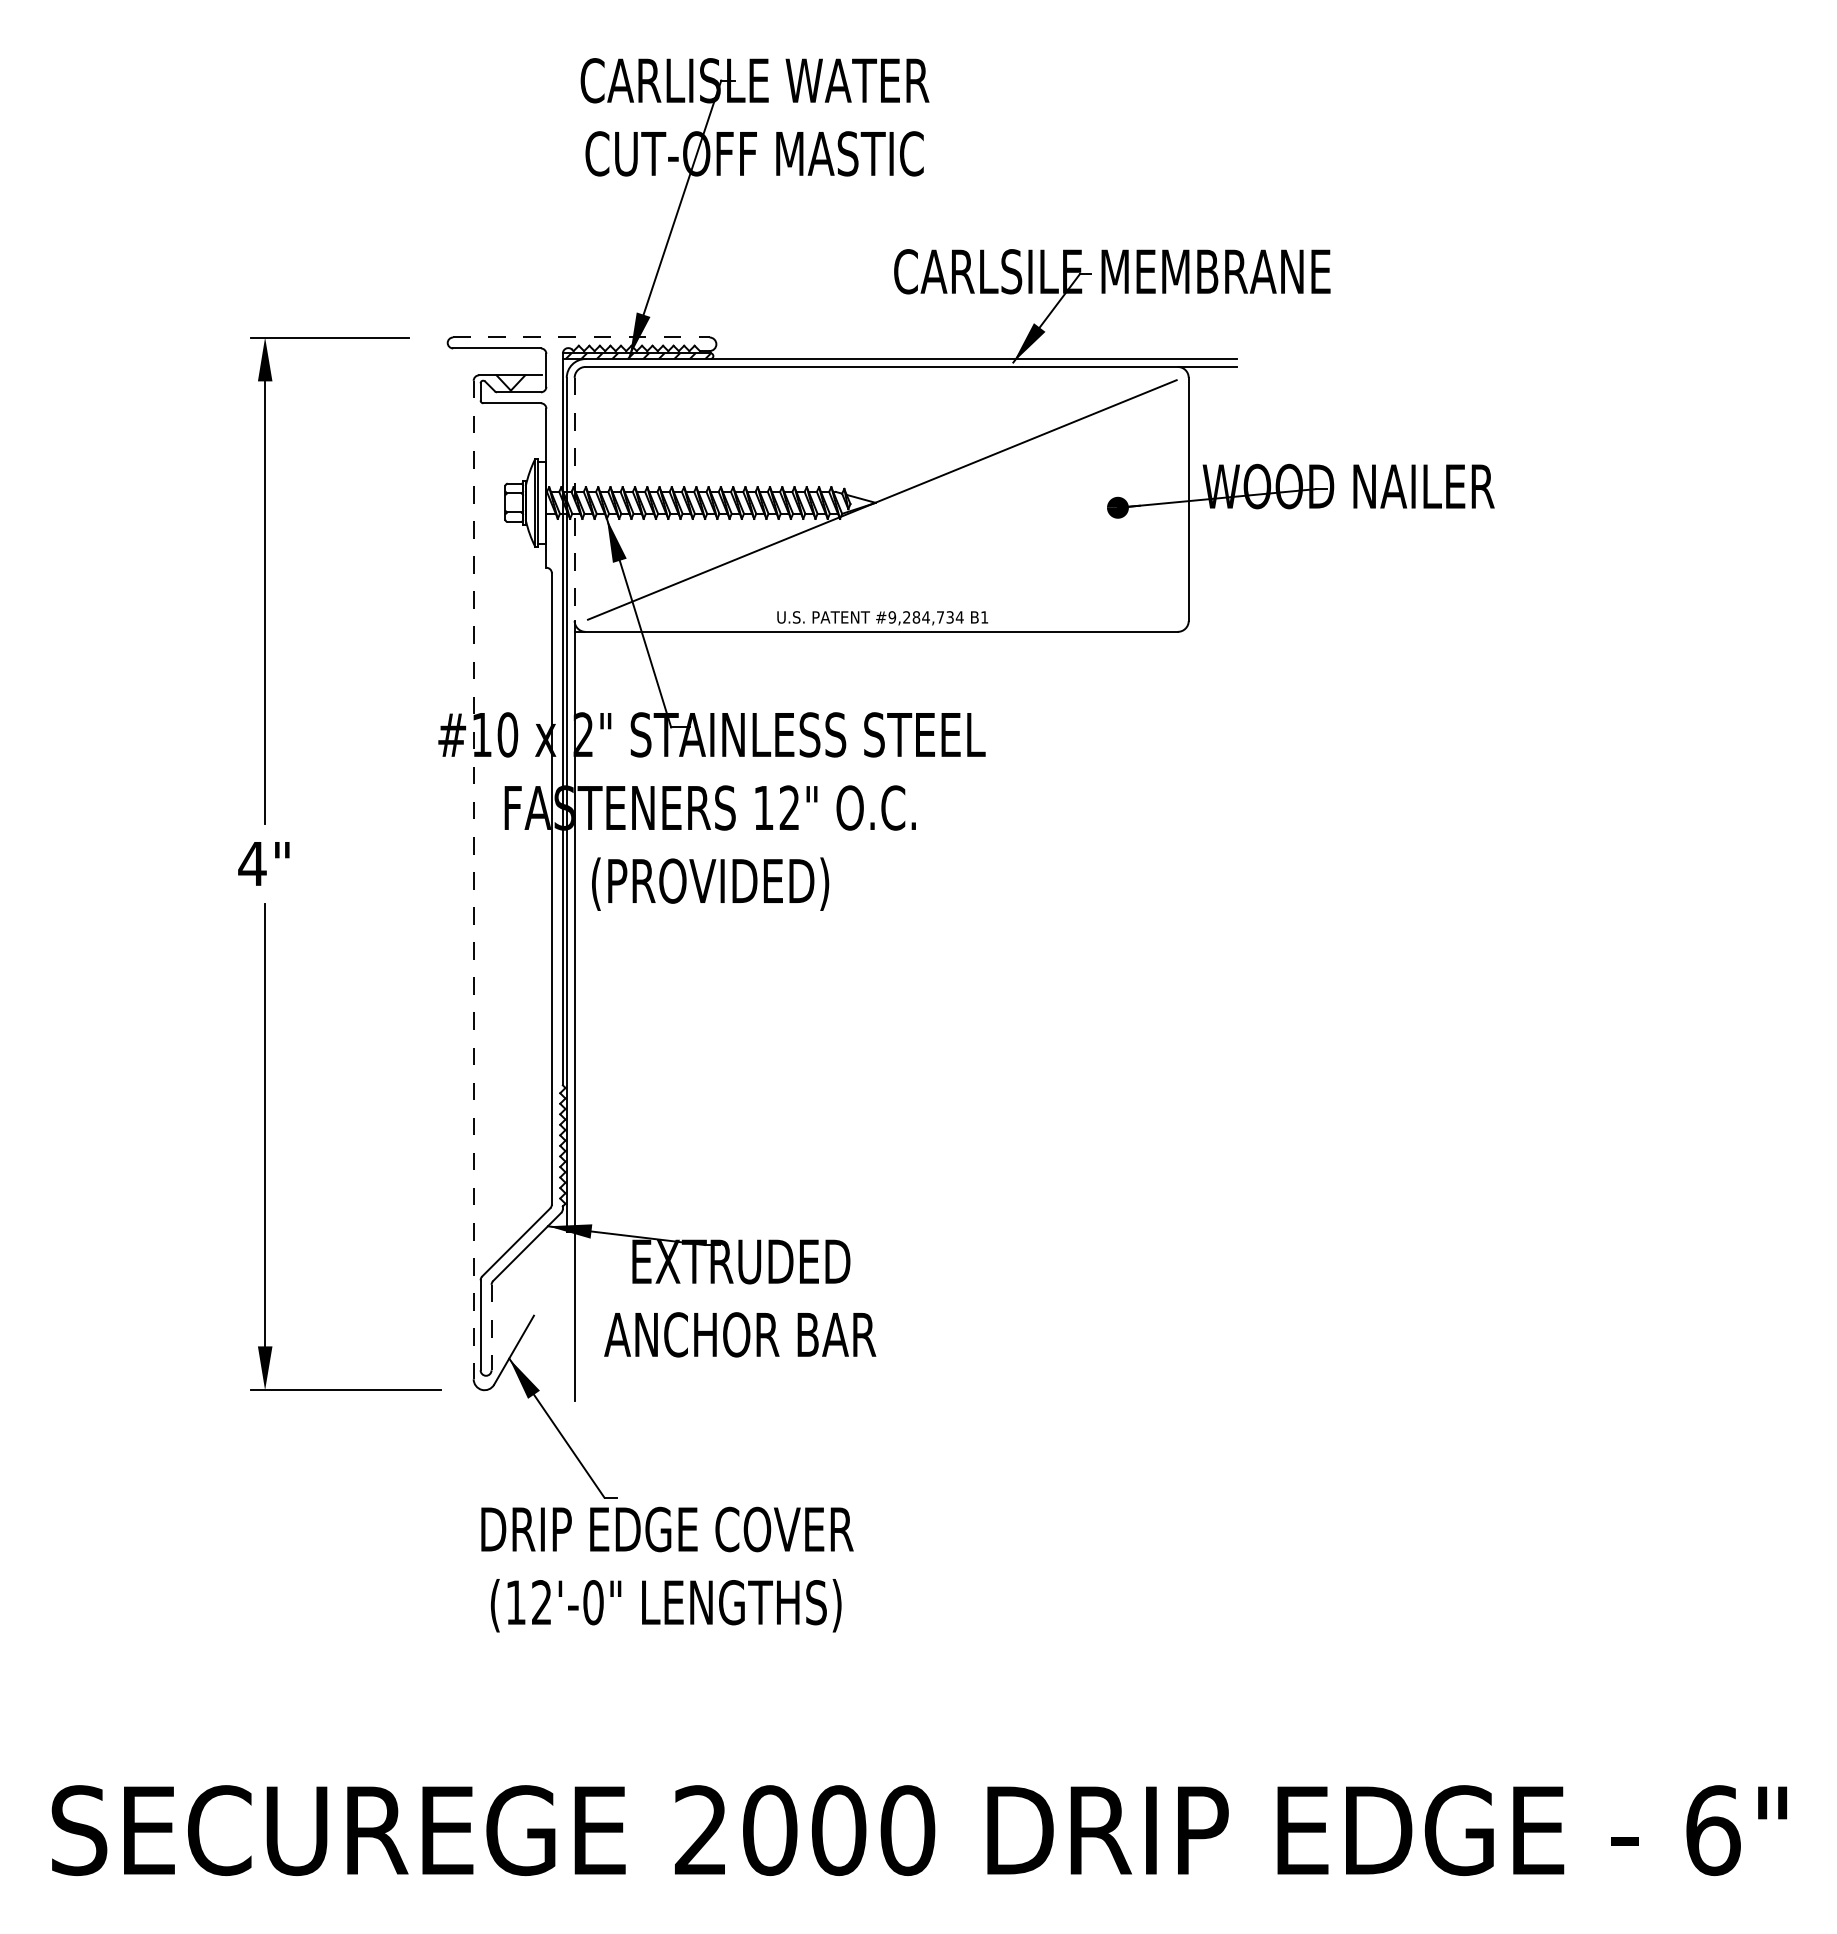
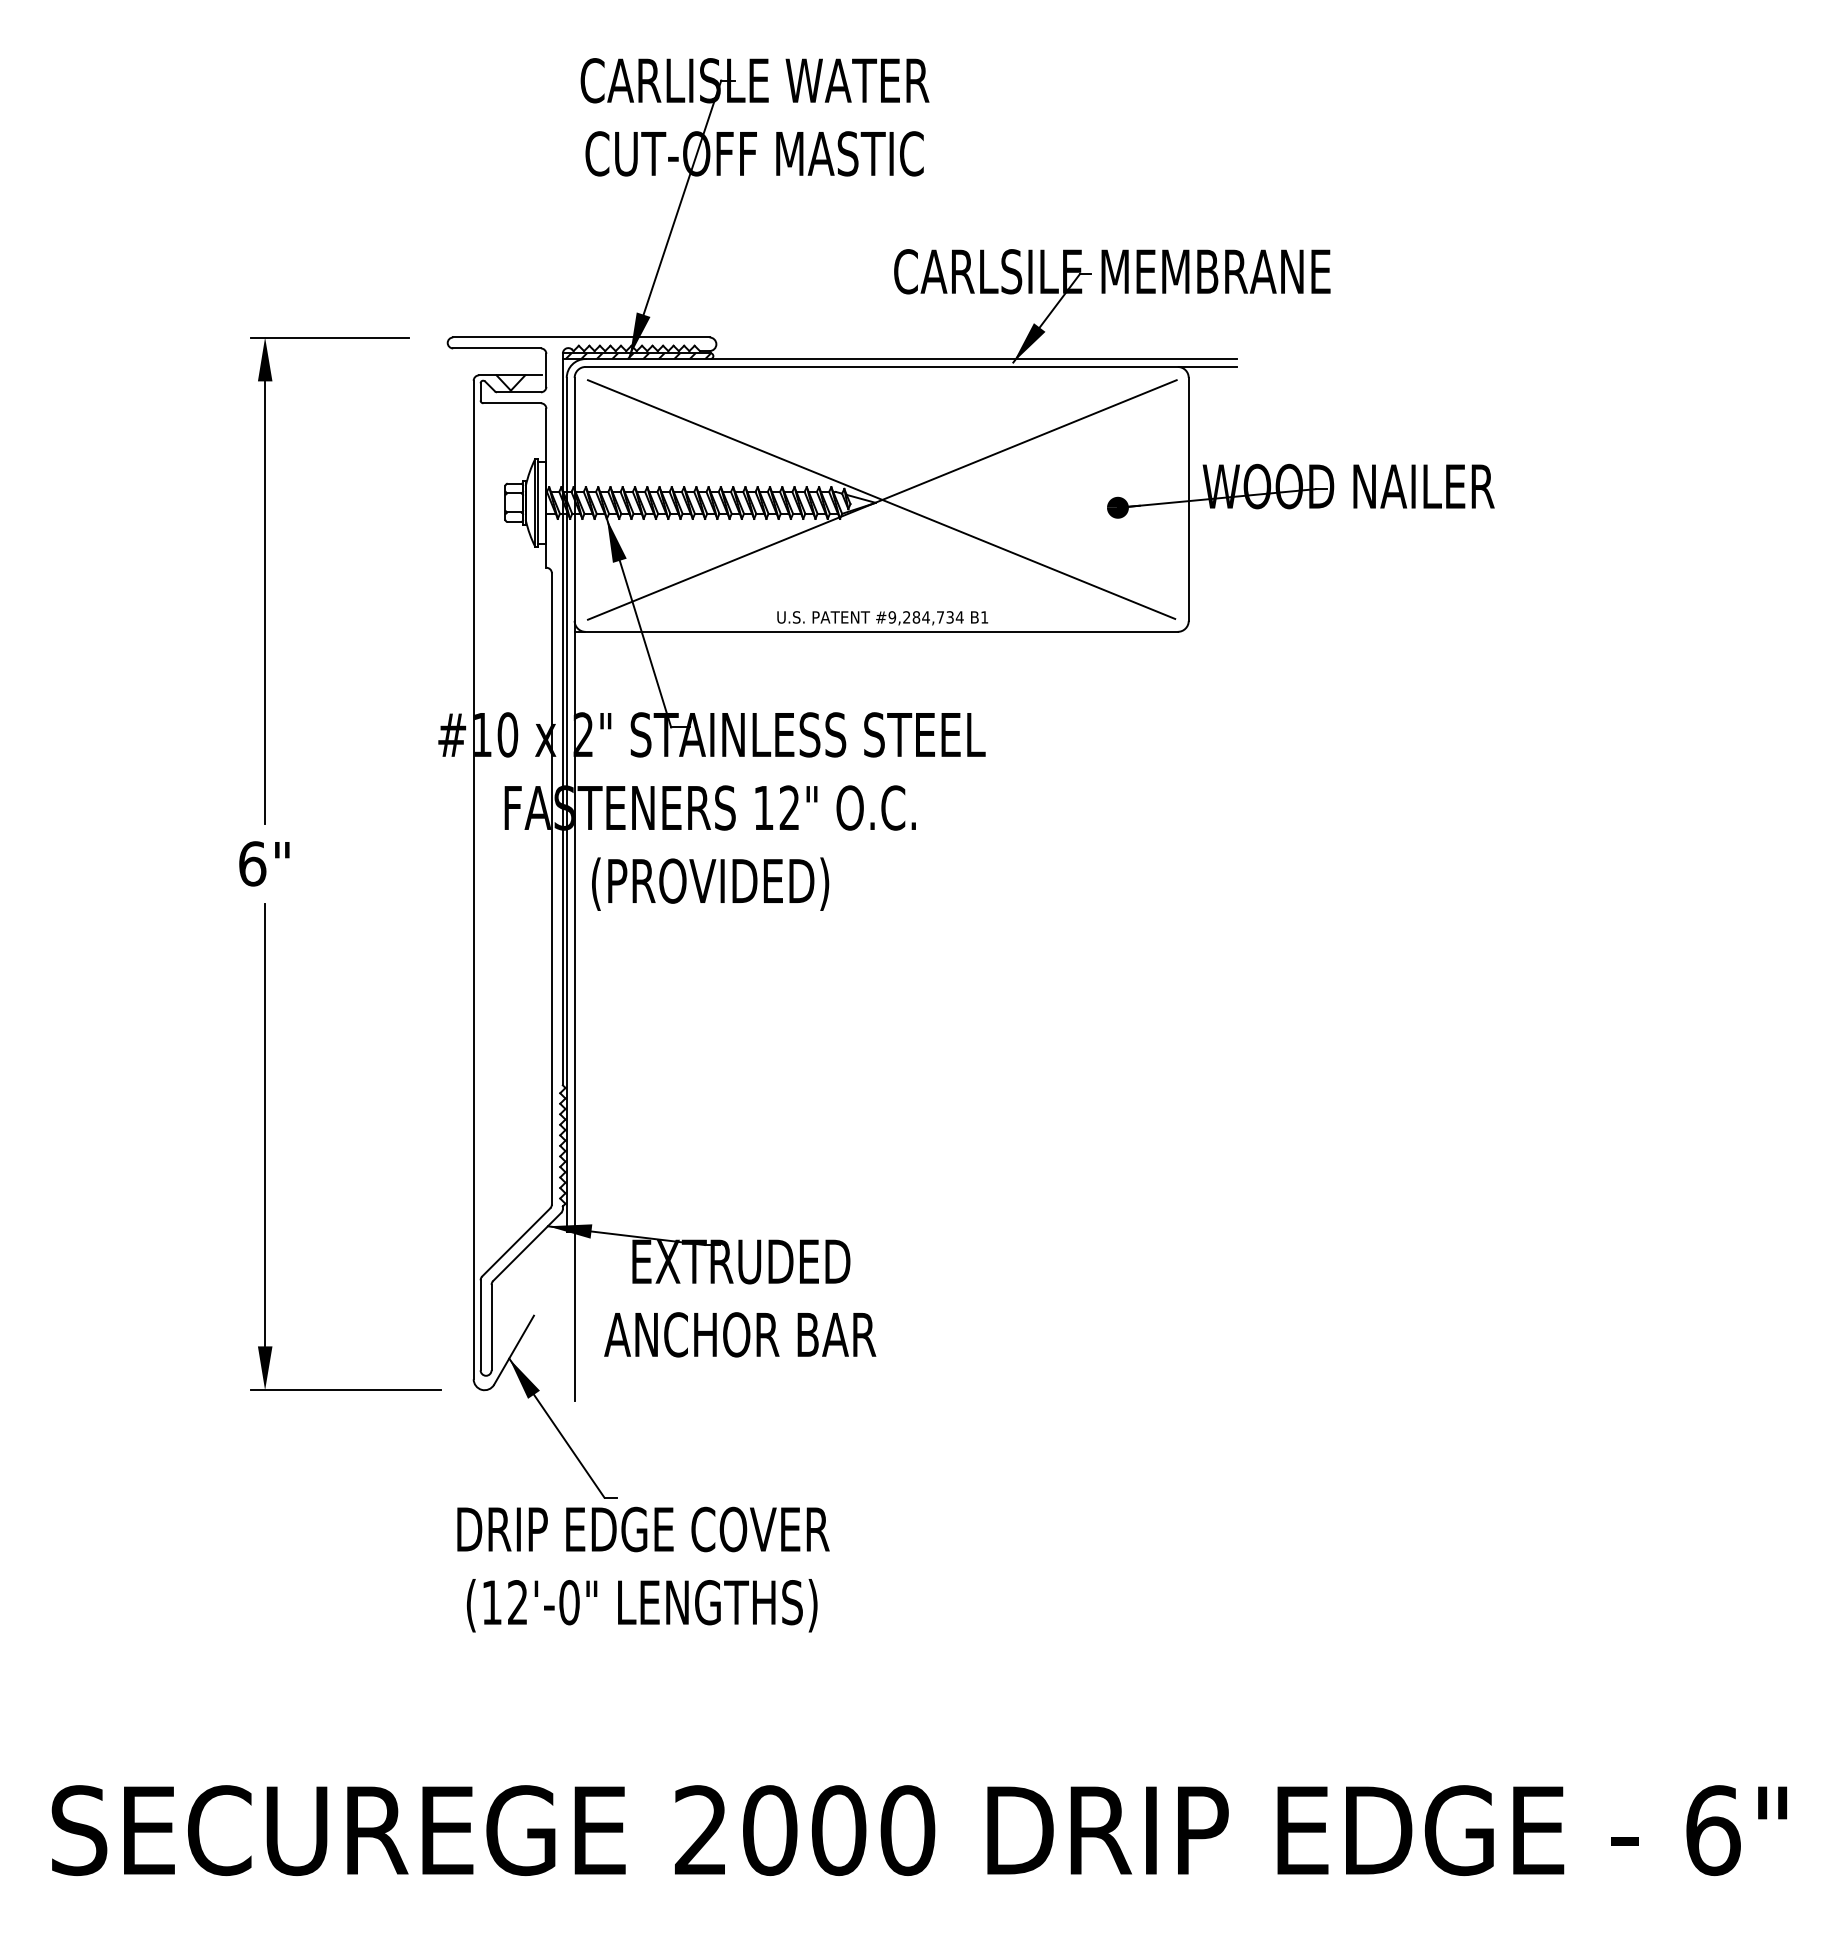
line: dashed -> solid (581, 337)
line: dashed -> solid (574, 499)
line: none -> present (881, 499)
text: 4" -> 6" (252, 863)
line: dashed -> solid (473, 880)
line: dashed -> solid (491, 1327)
text position: (667, 1569) -> (643, 1569) (643, 1569)
